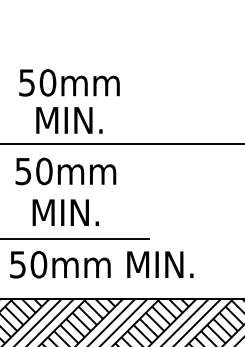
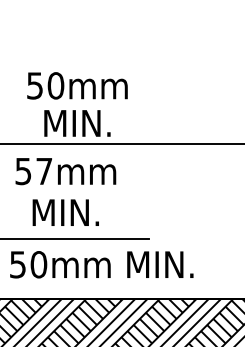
text position: (69, 101) -> (77, 104) (77, 104)
text: 50mm -> 57mm (44, 171)
